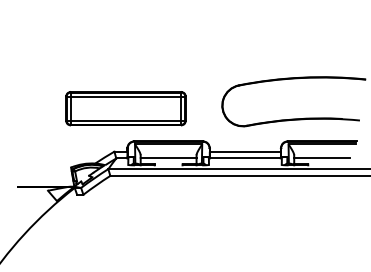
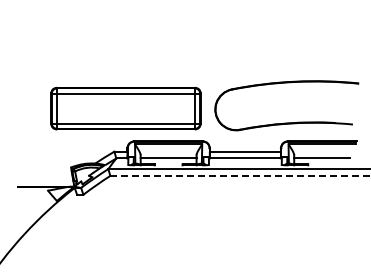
part size: 122x36 px -> 152x45 px (125, 108)
part position: (293, 118) -> (286, 122) (286, 122)
line: solid -> dashed (240, 175)
